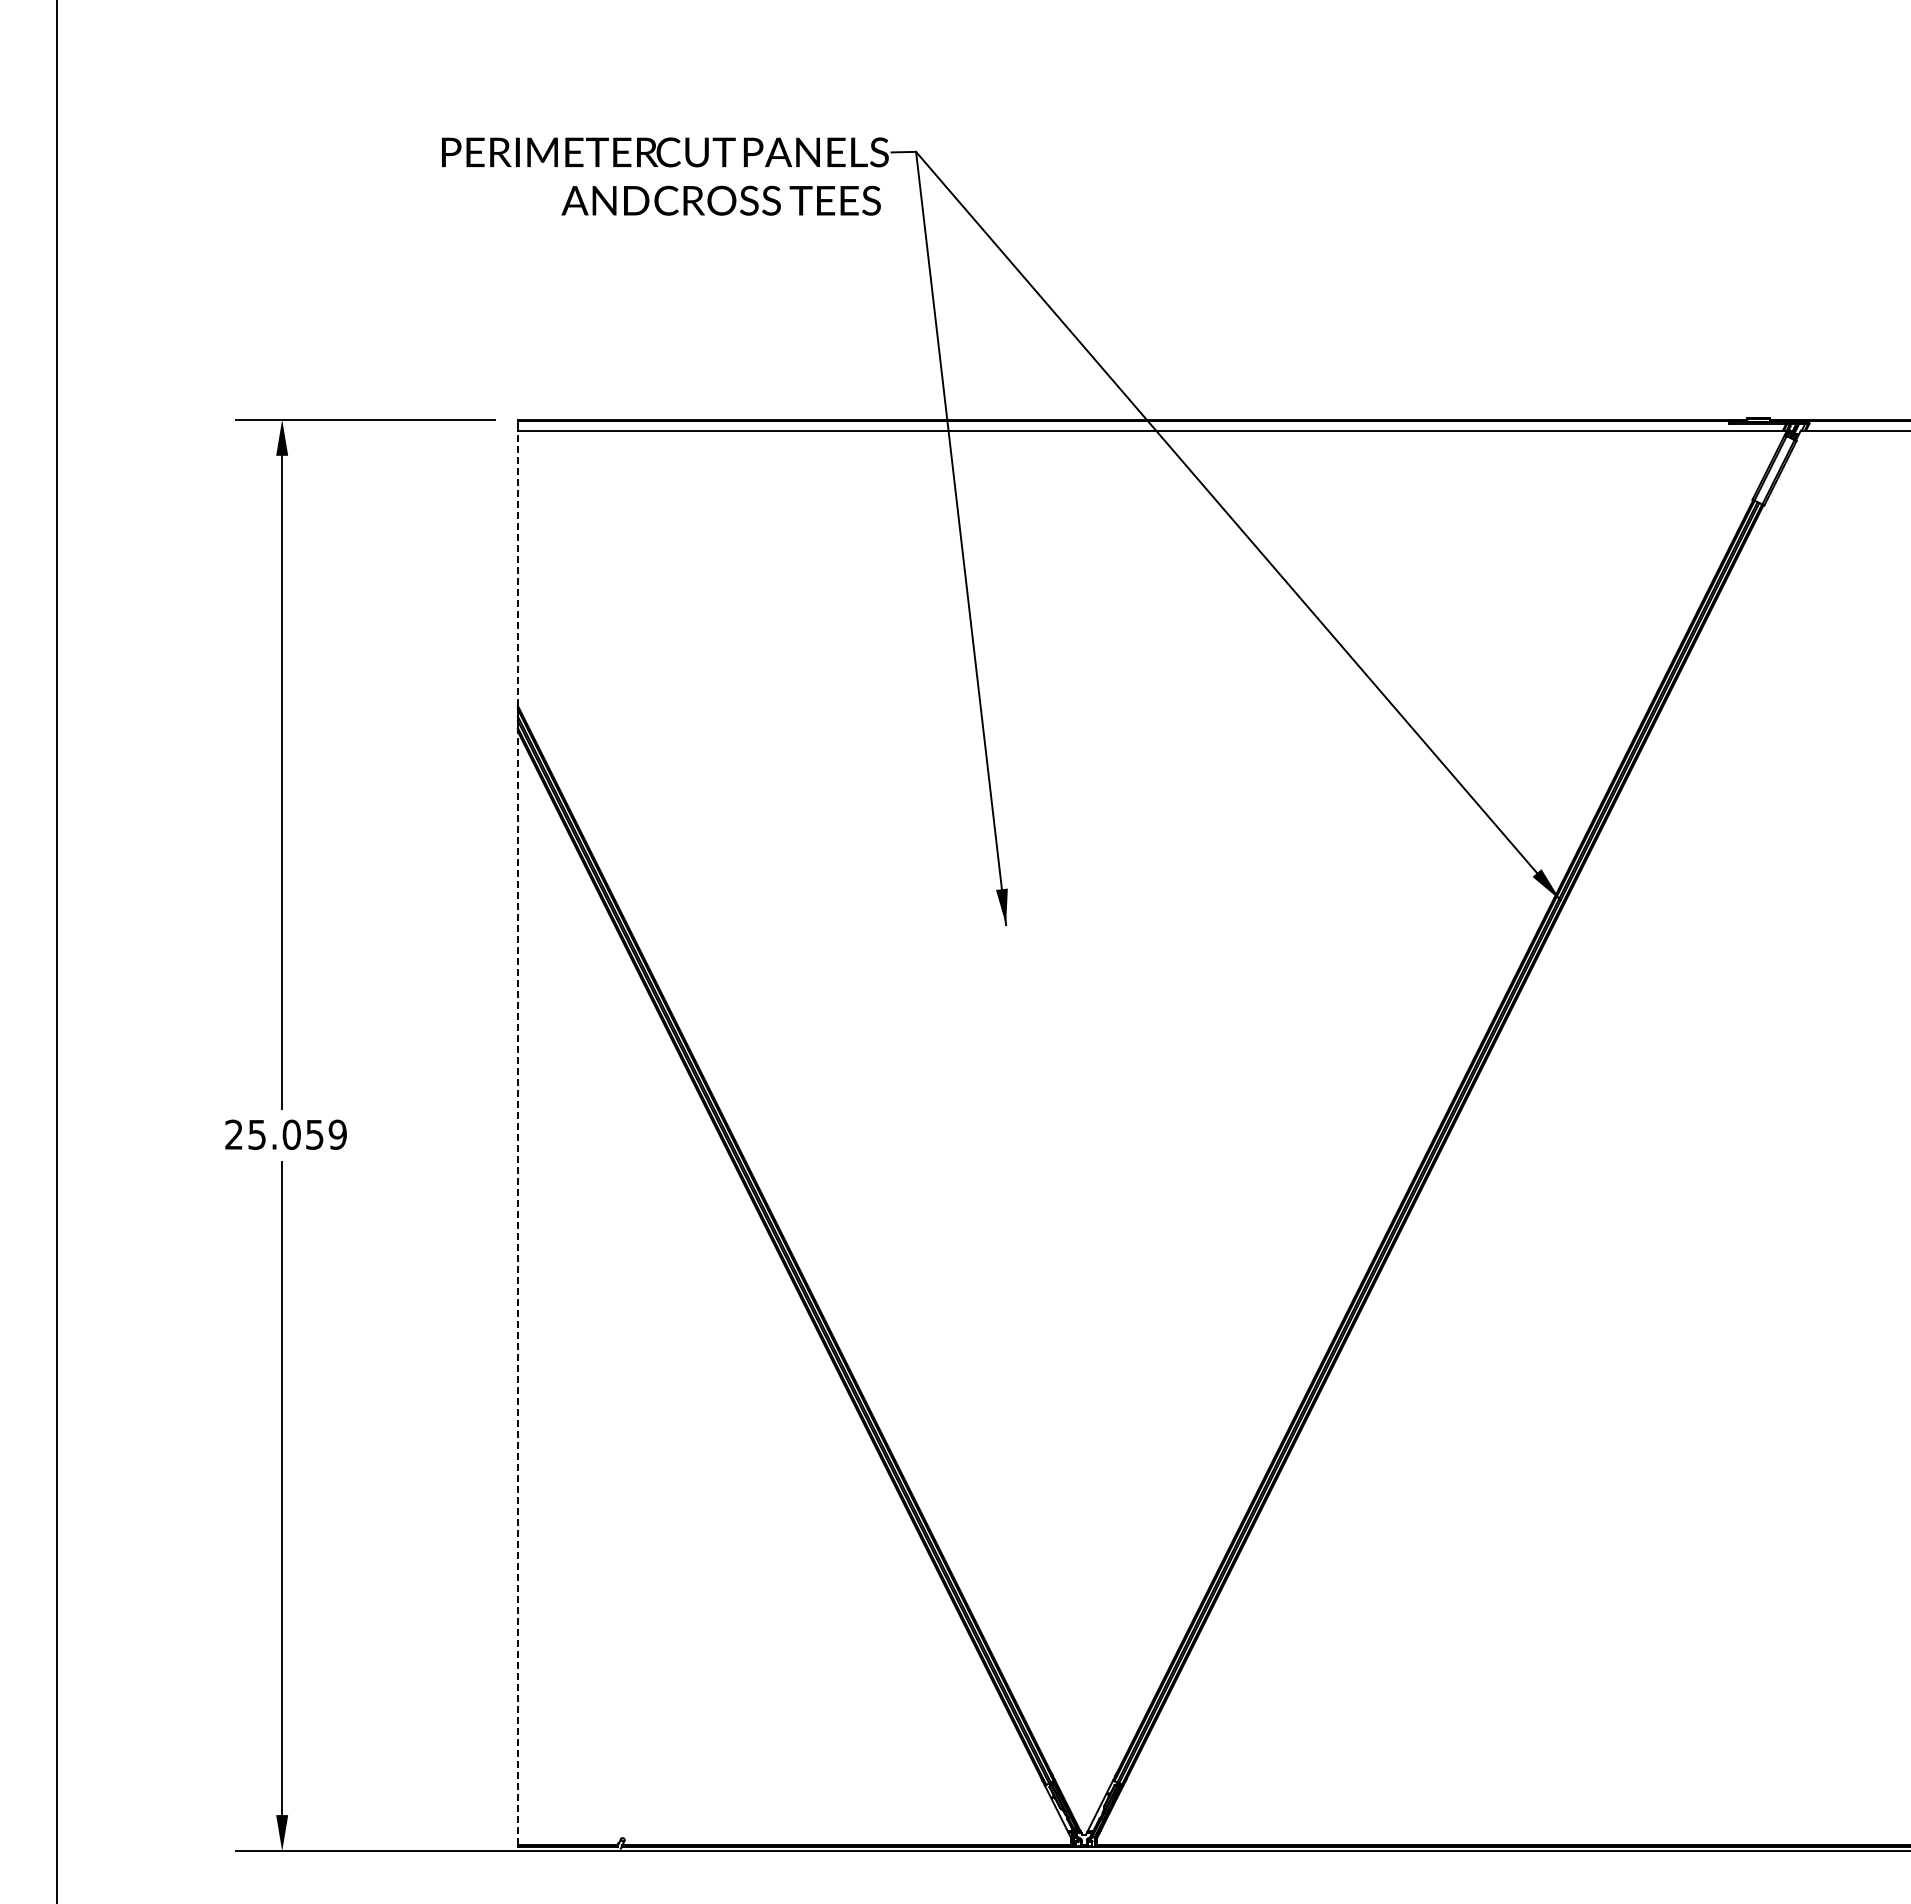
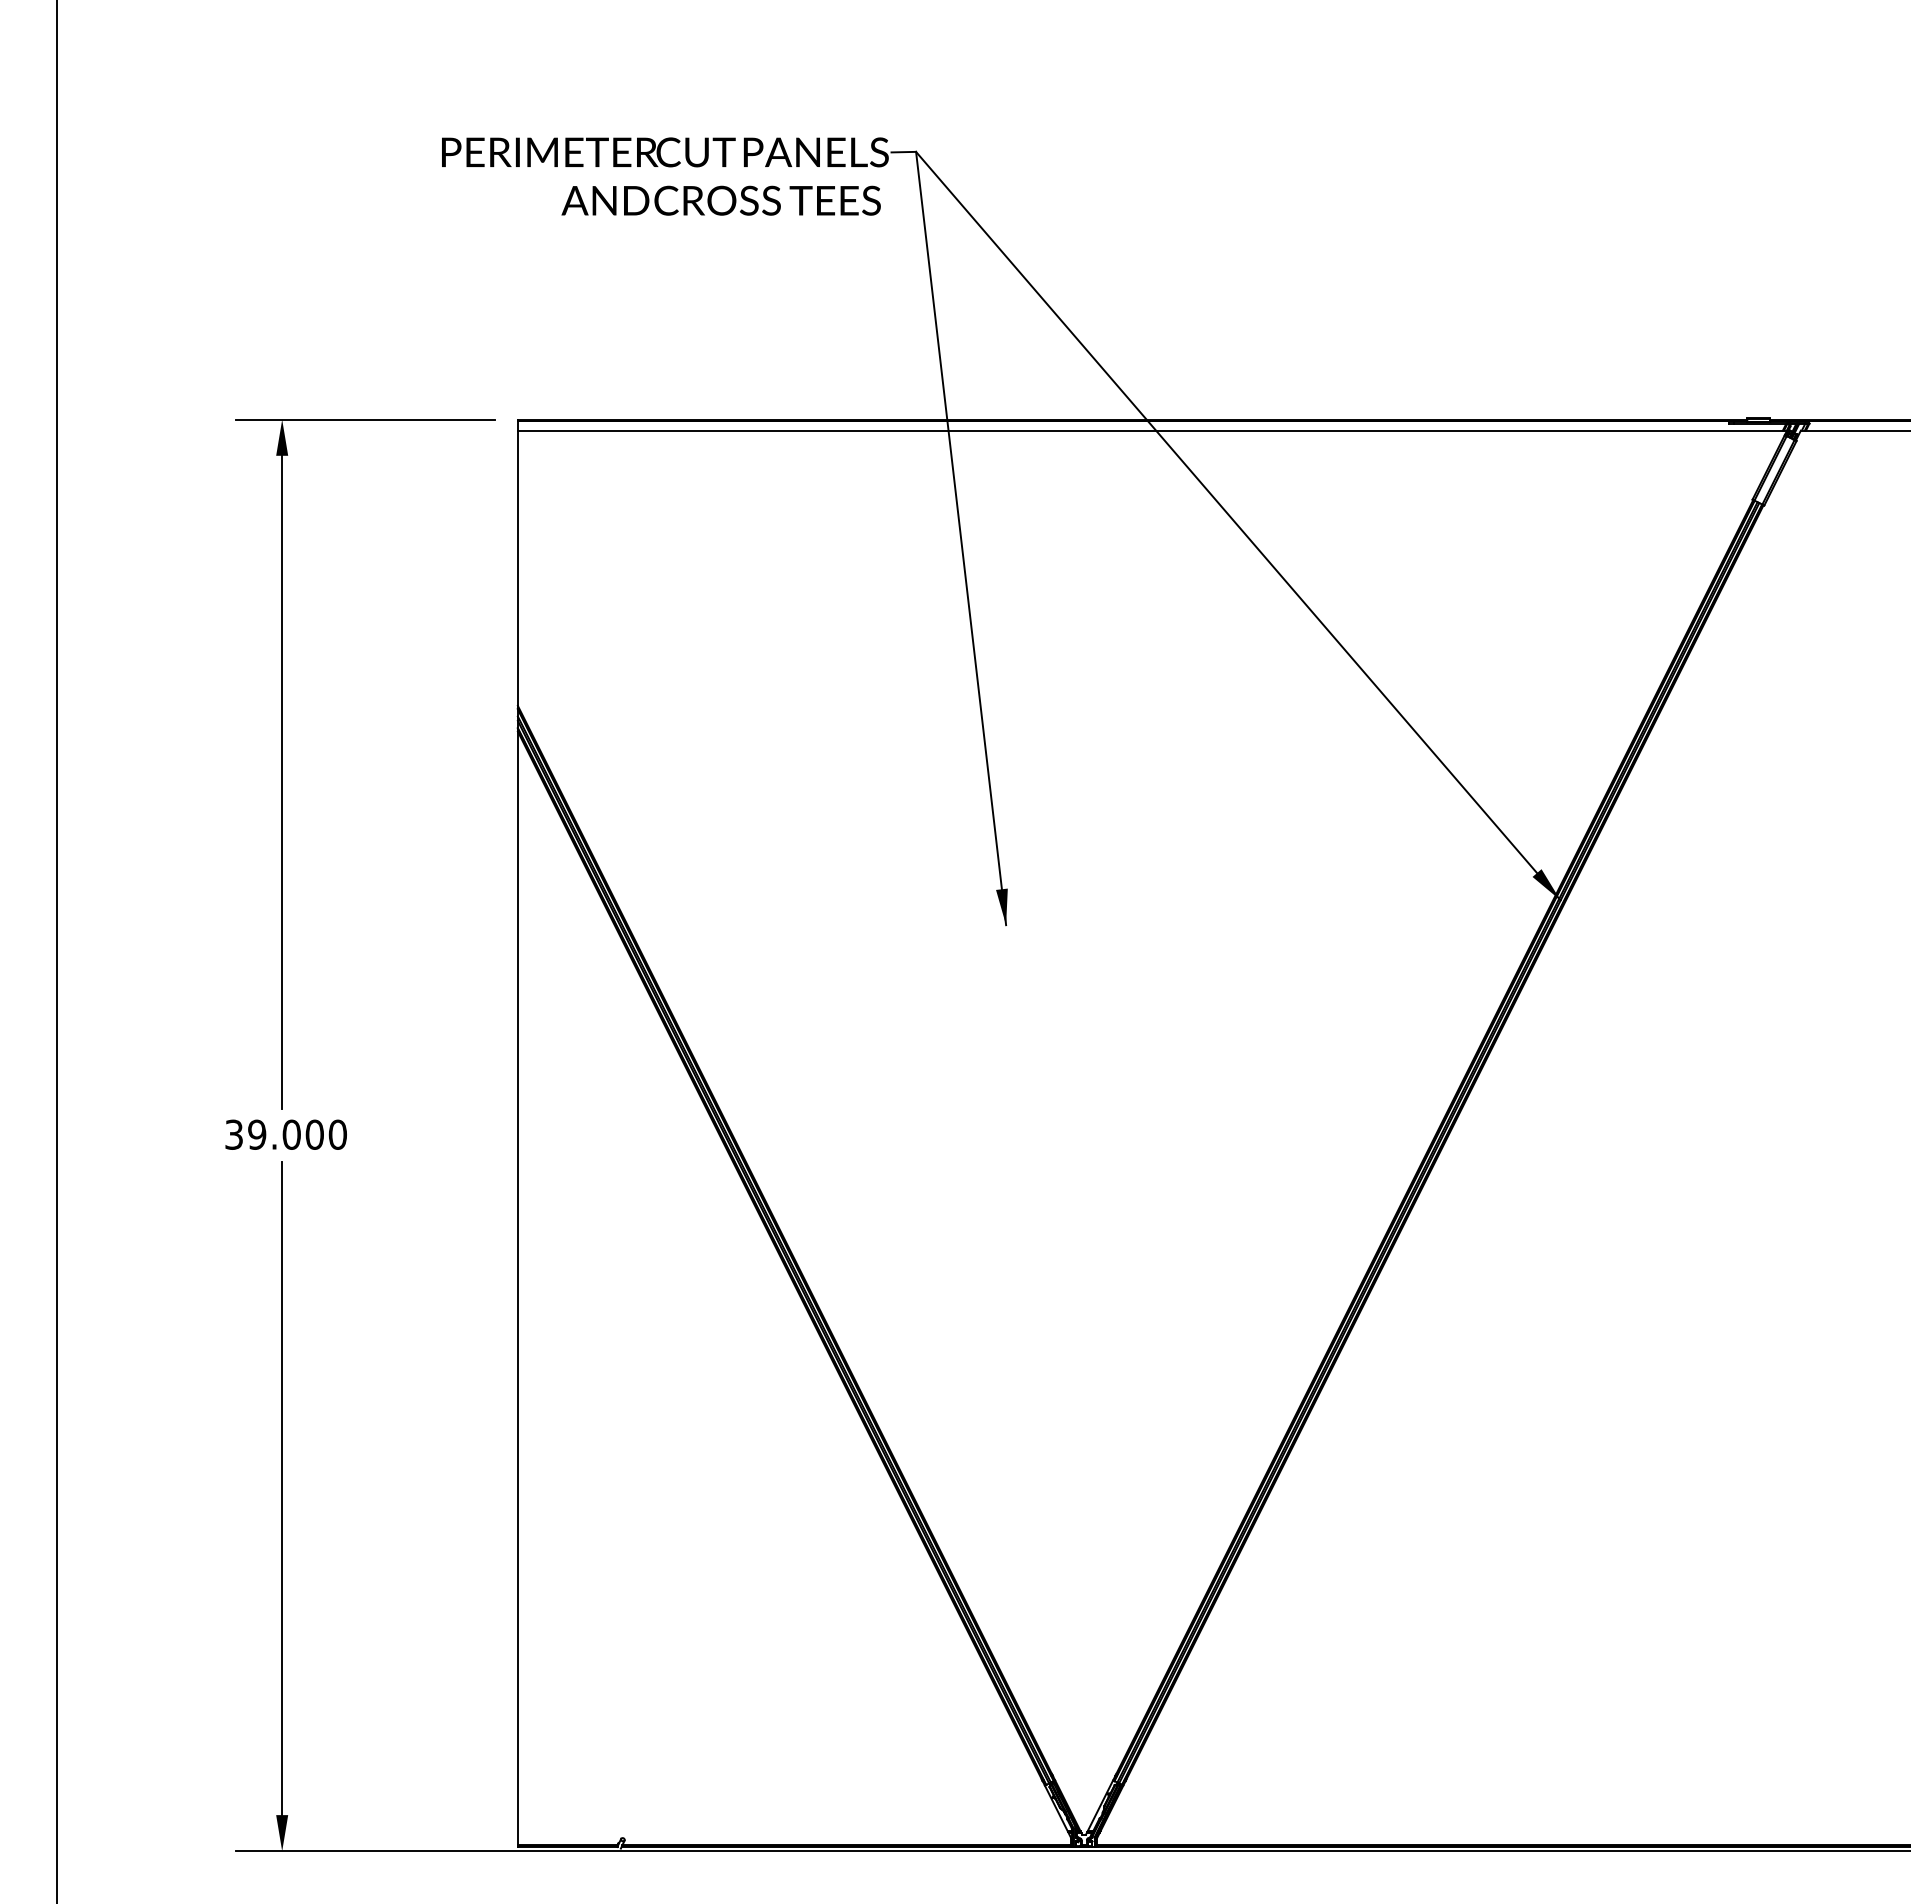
line: dashed -> solid (517, 568)
text: 25.059 -> 39.000 (285, 1134)
line: dashed -> solid (517, 1288)
